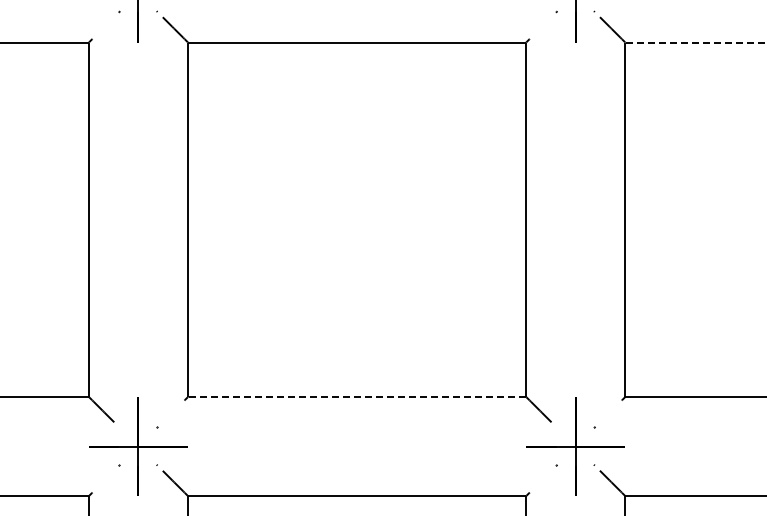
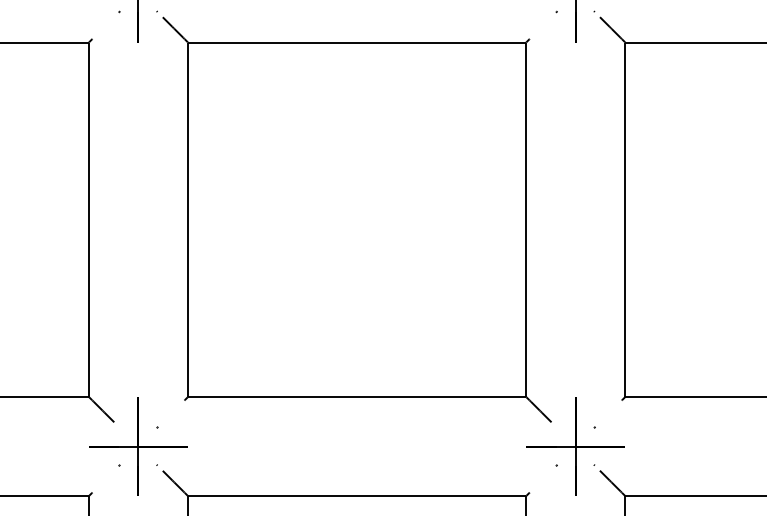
line: dashed -> solid (695, 42)
line: dashed -> solid (357, 396)
